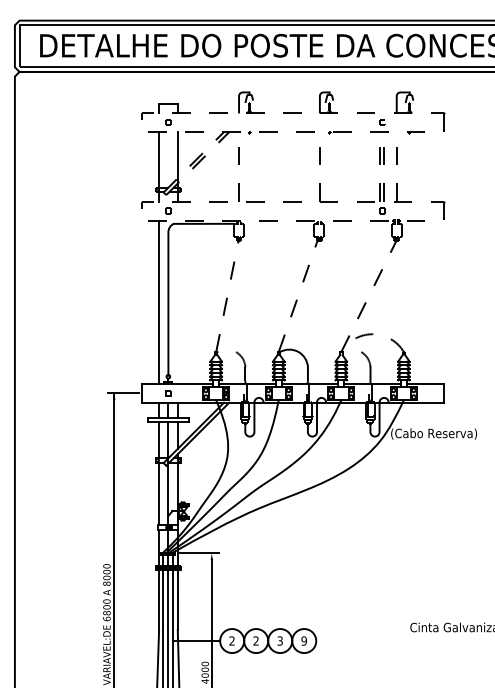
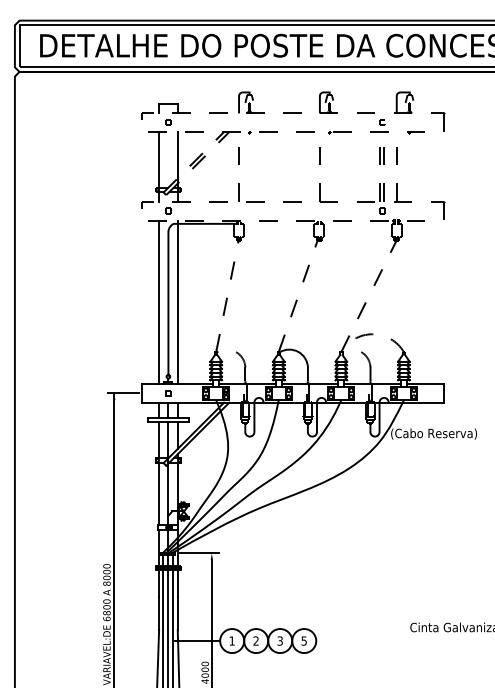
line: none -> present (177, 302)
text: 2 -> 1 (231, 640)
text: 9 -> 5 (303, 640)
